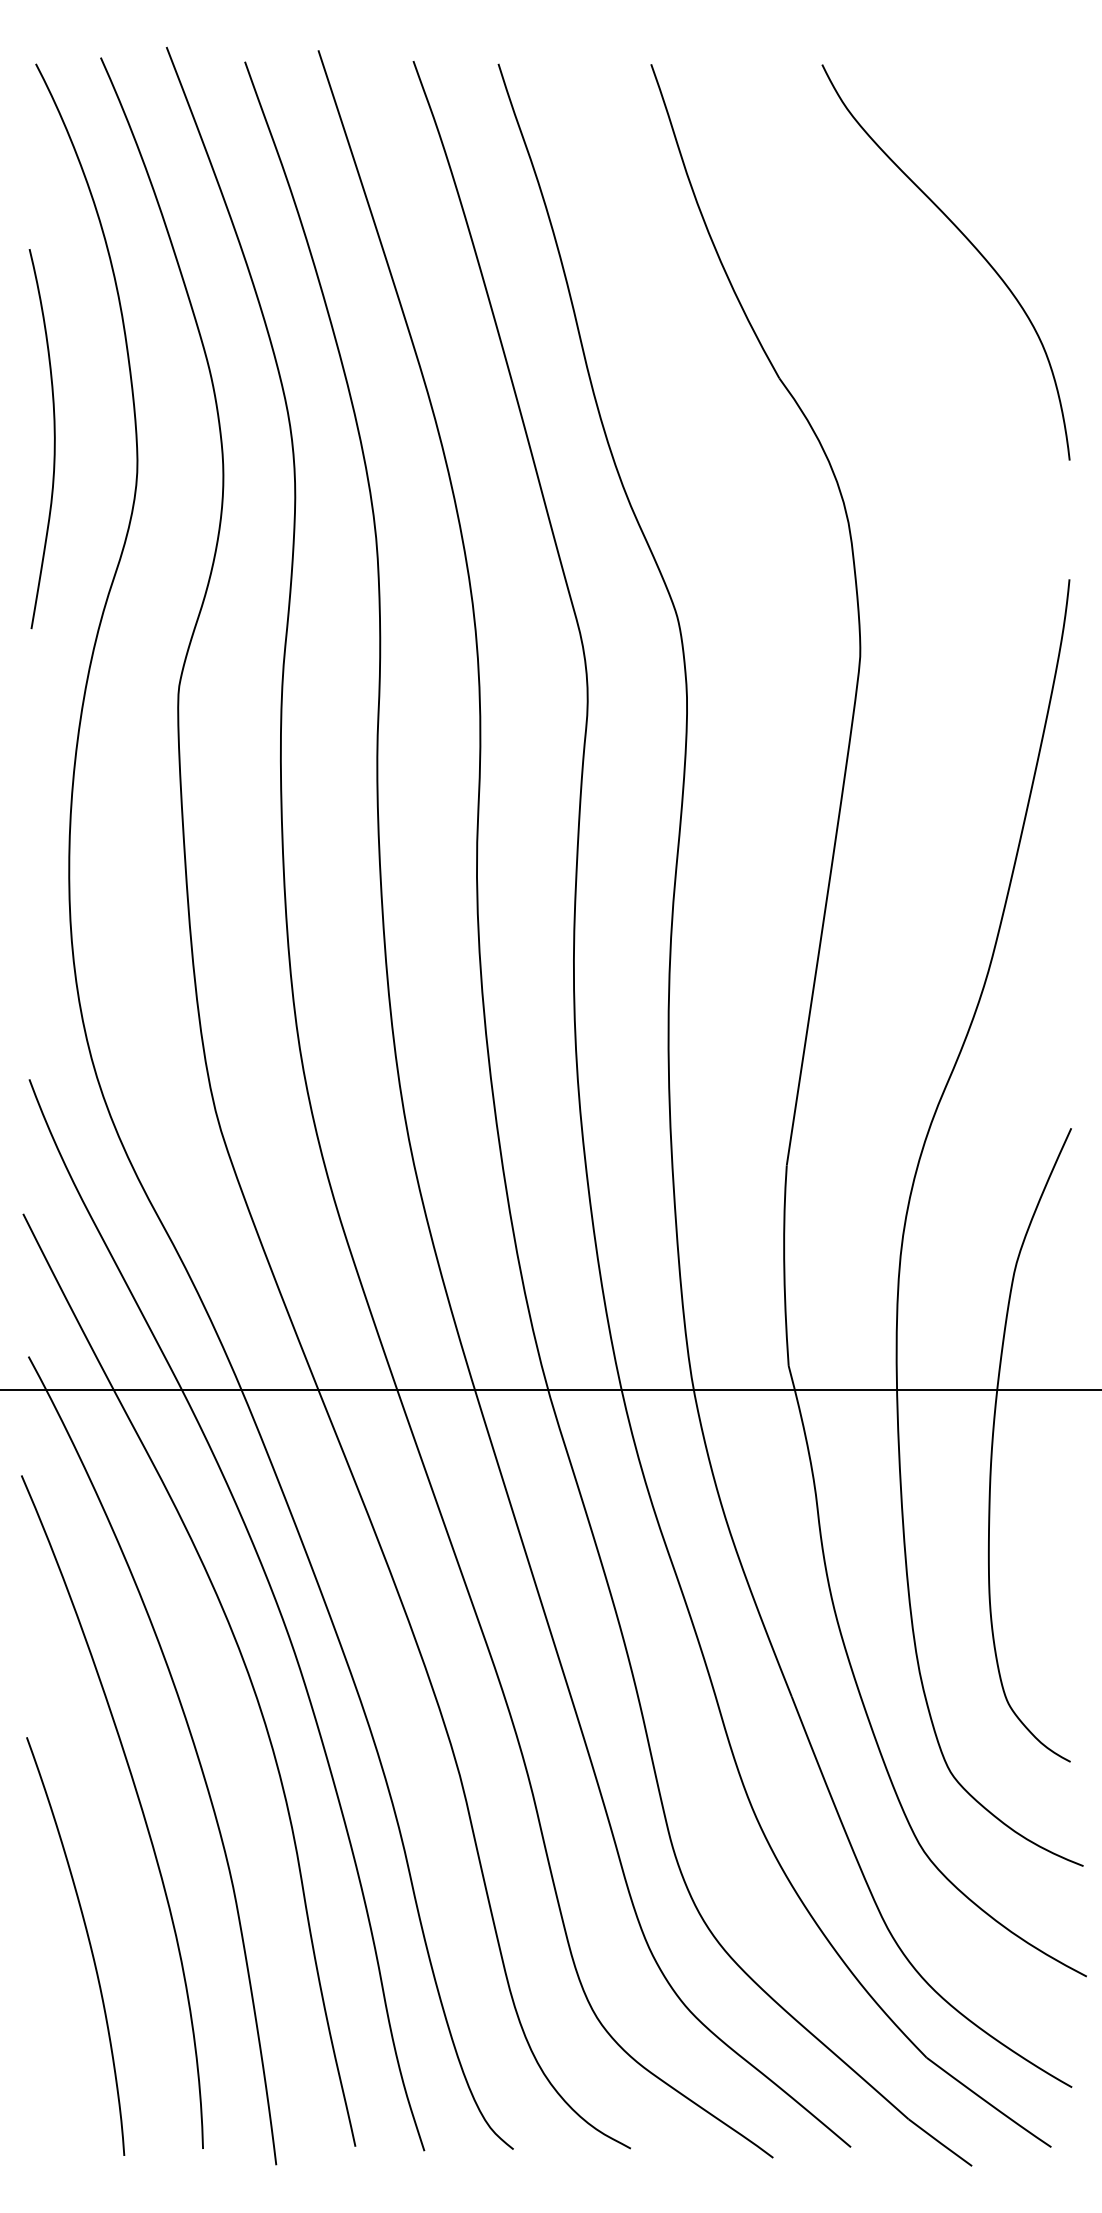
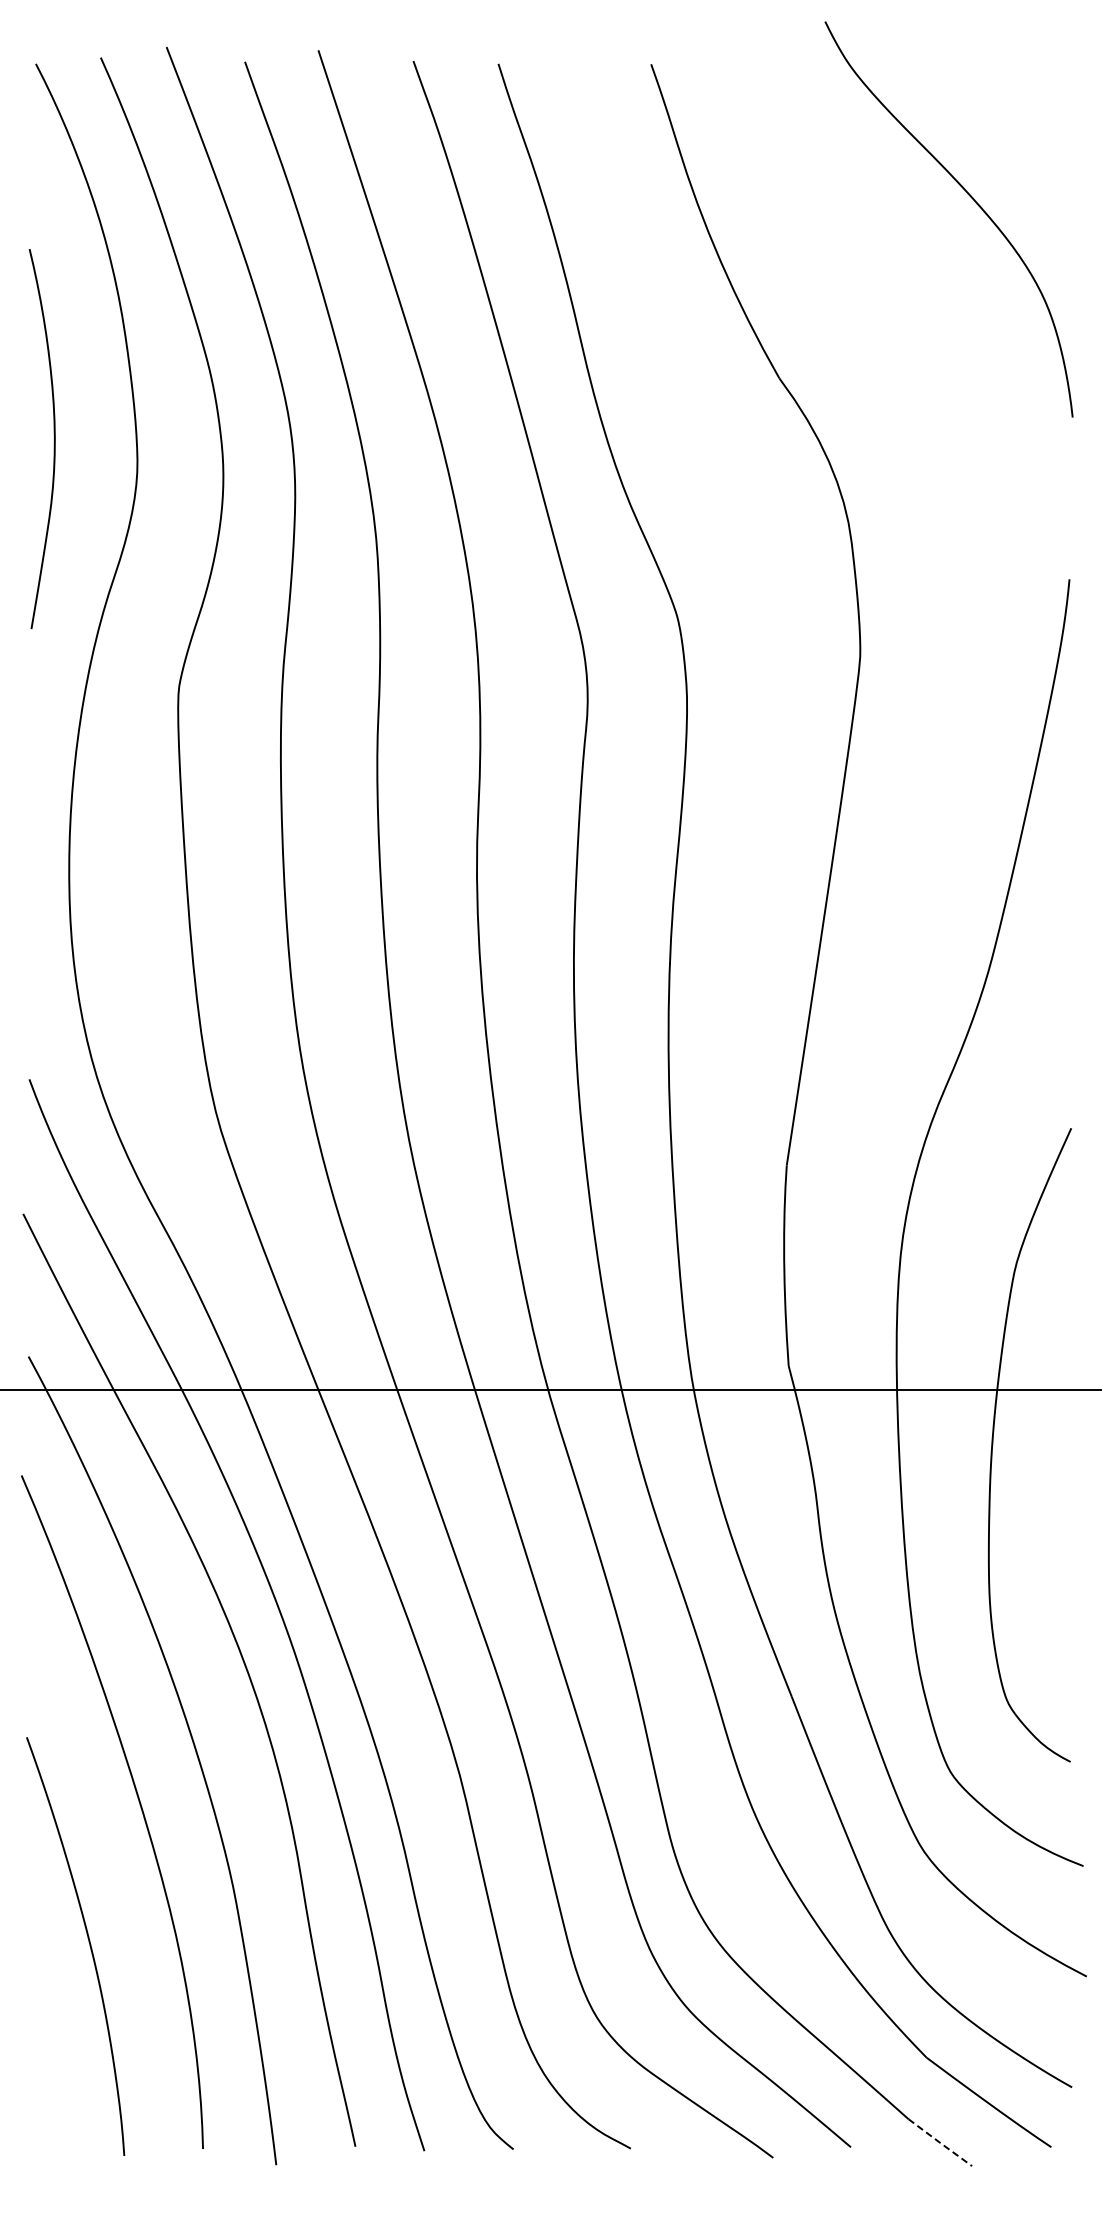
curve position: (967, 240) -> (970, 197) (970, 197)
line: solid -> dashed (941, 2143)
